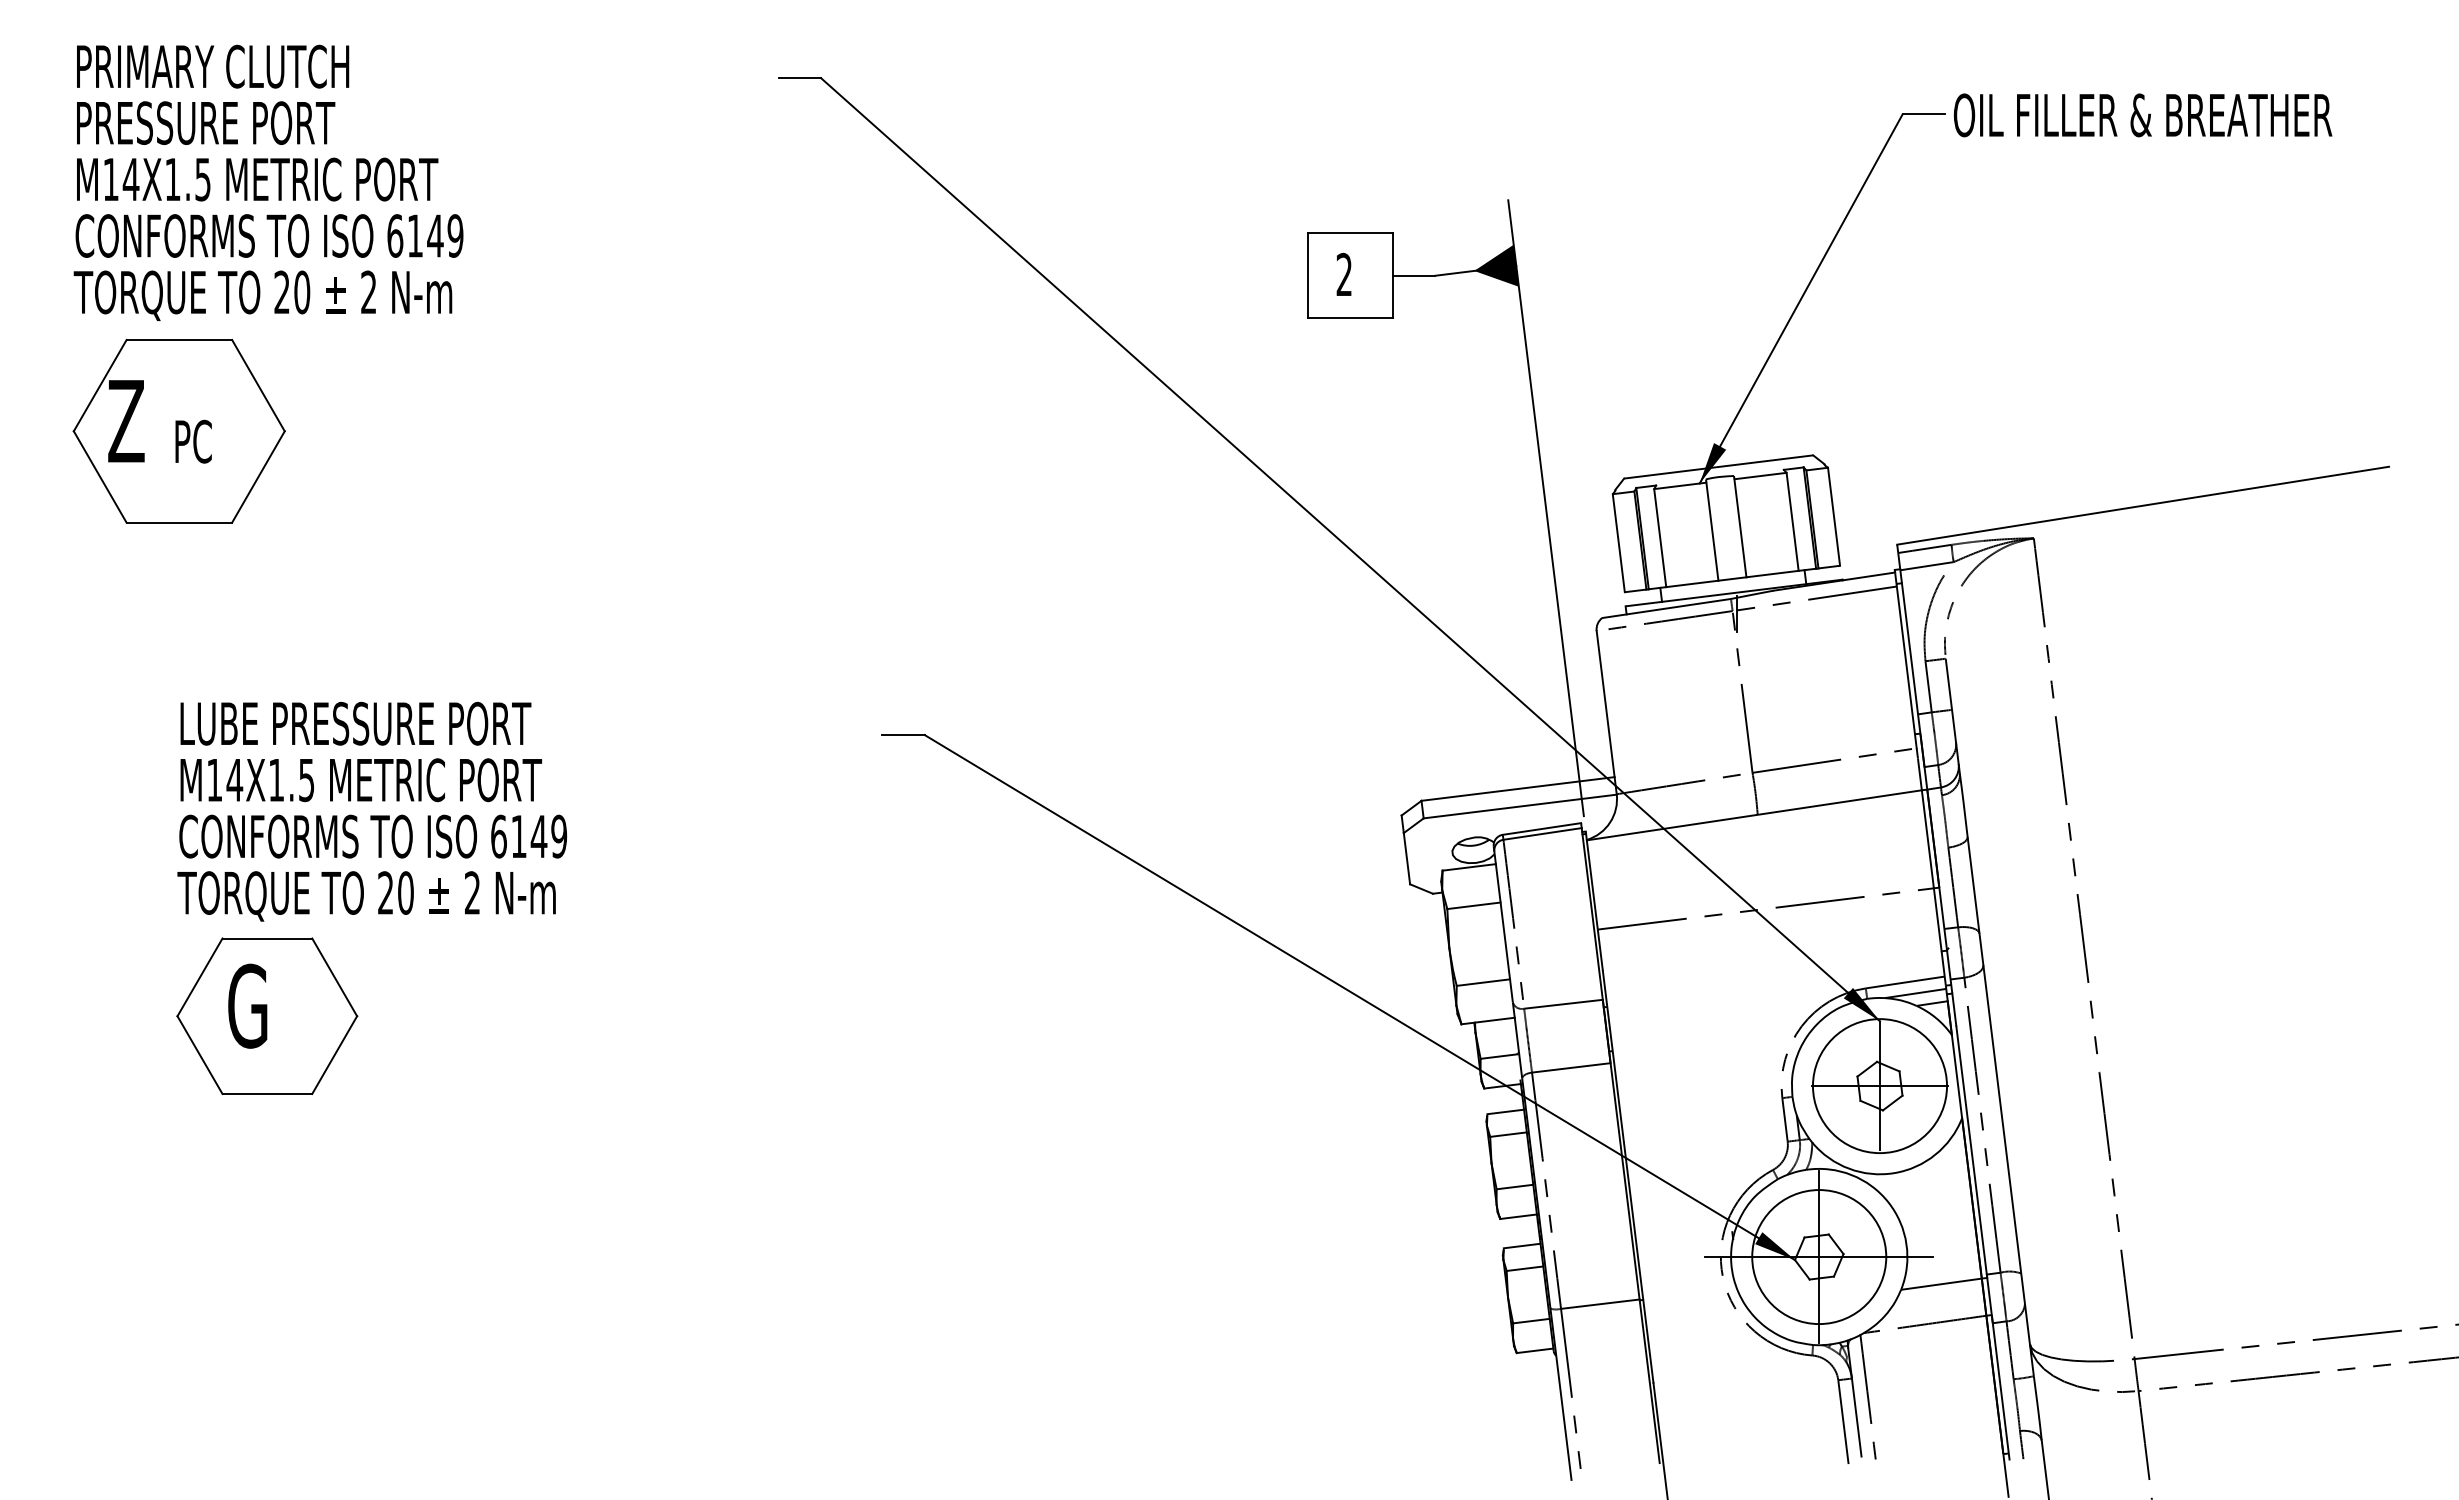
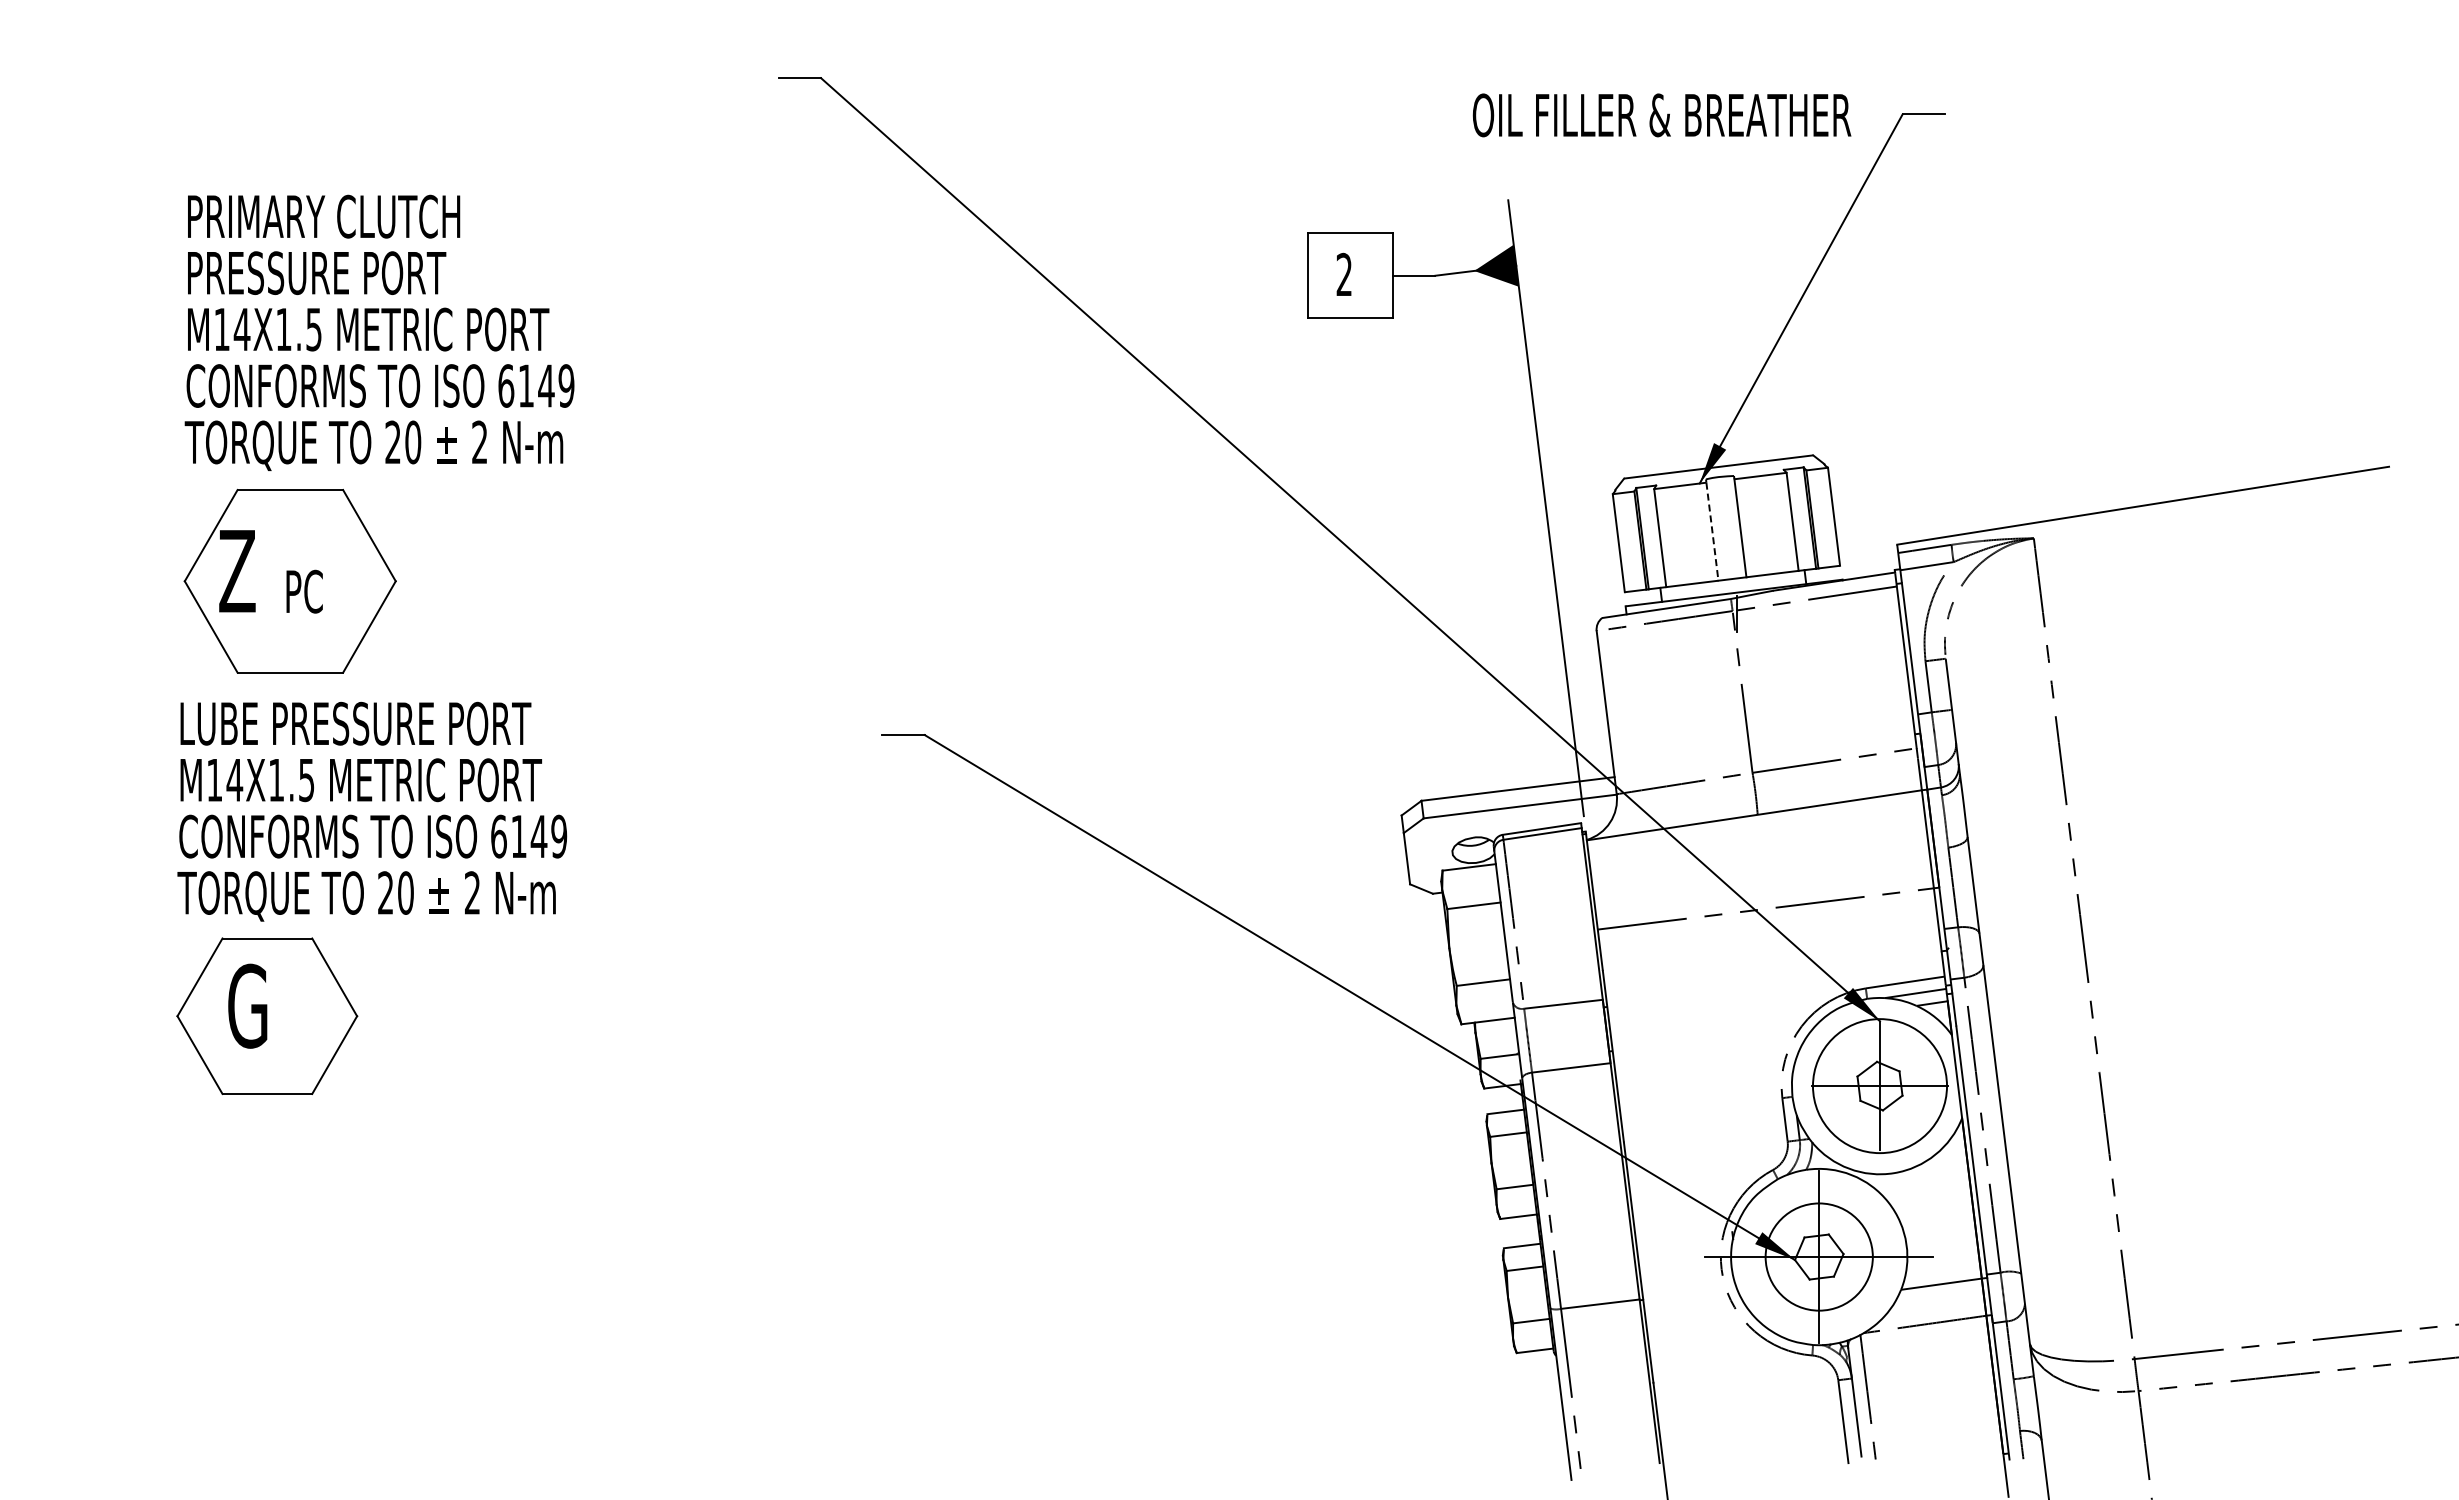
text position: (2142, 115) -> (1661, 115) (1661, 115)
part position: (259, 283) -> (370, 433) (370, 433)
line: solid -> dashed (1712, 532)
circle diameter: 134 px -> 107 px (1818, 1256)
